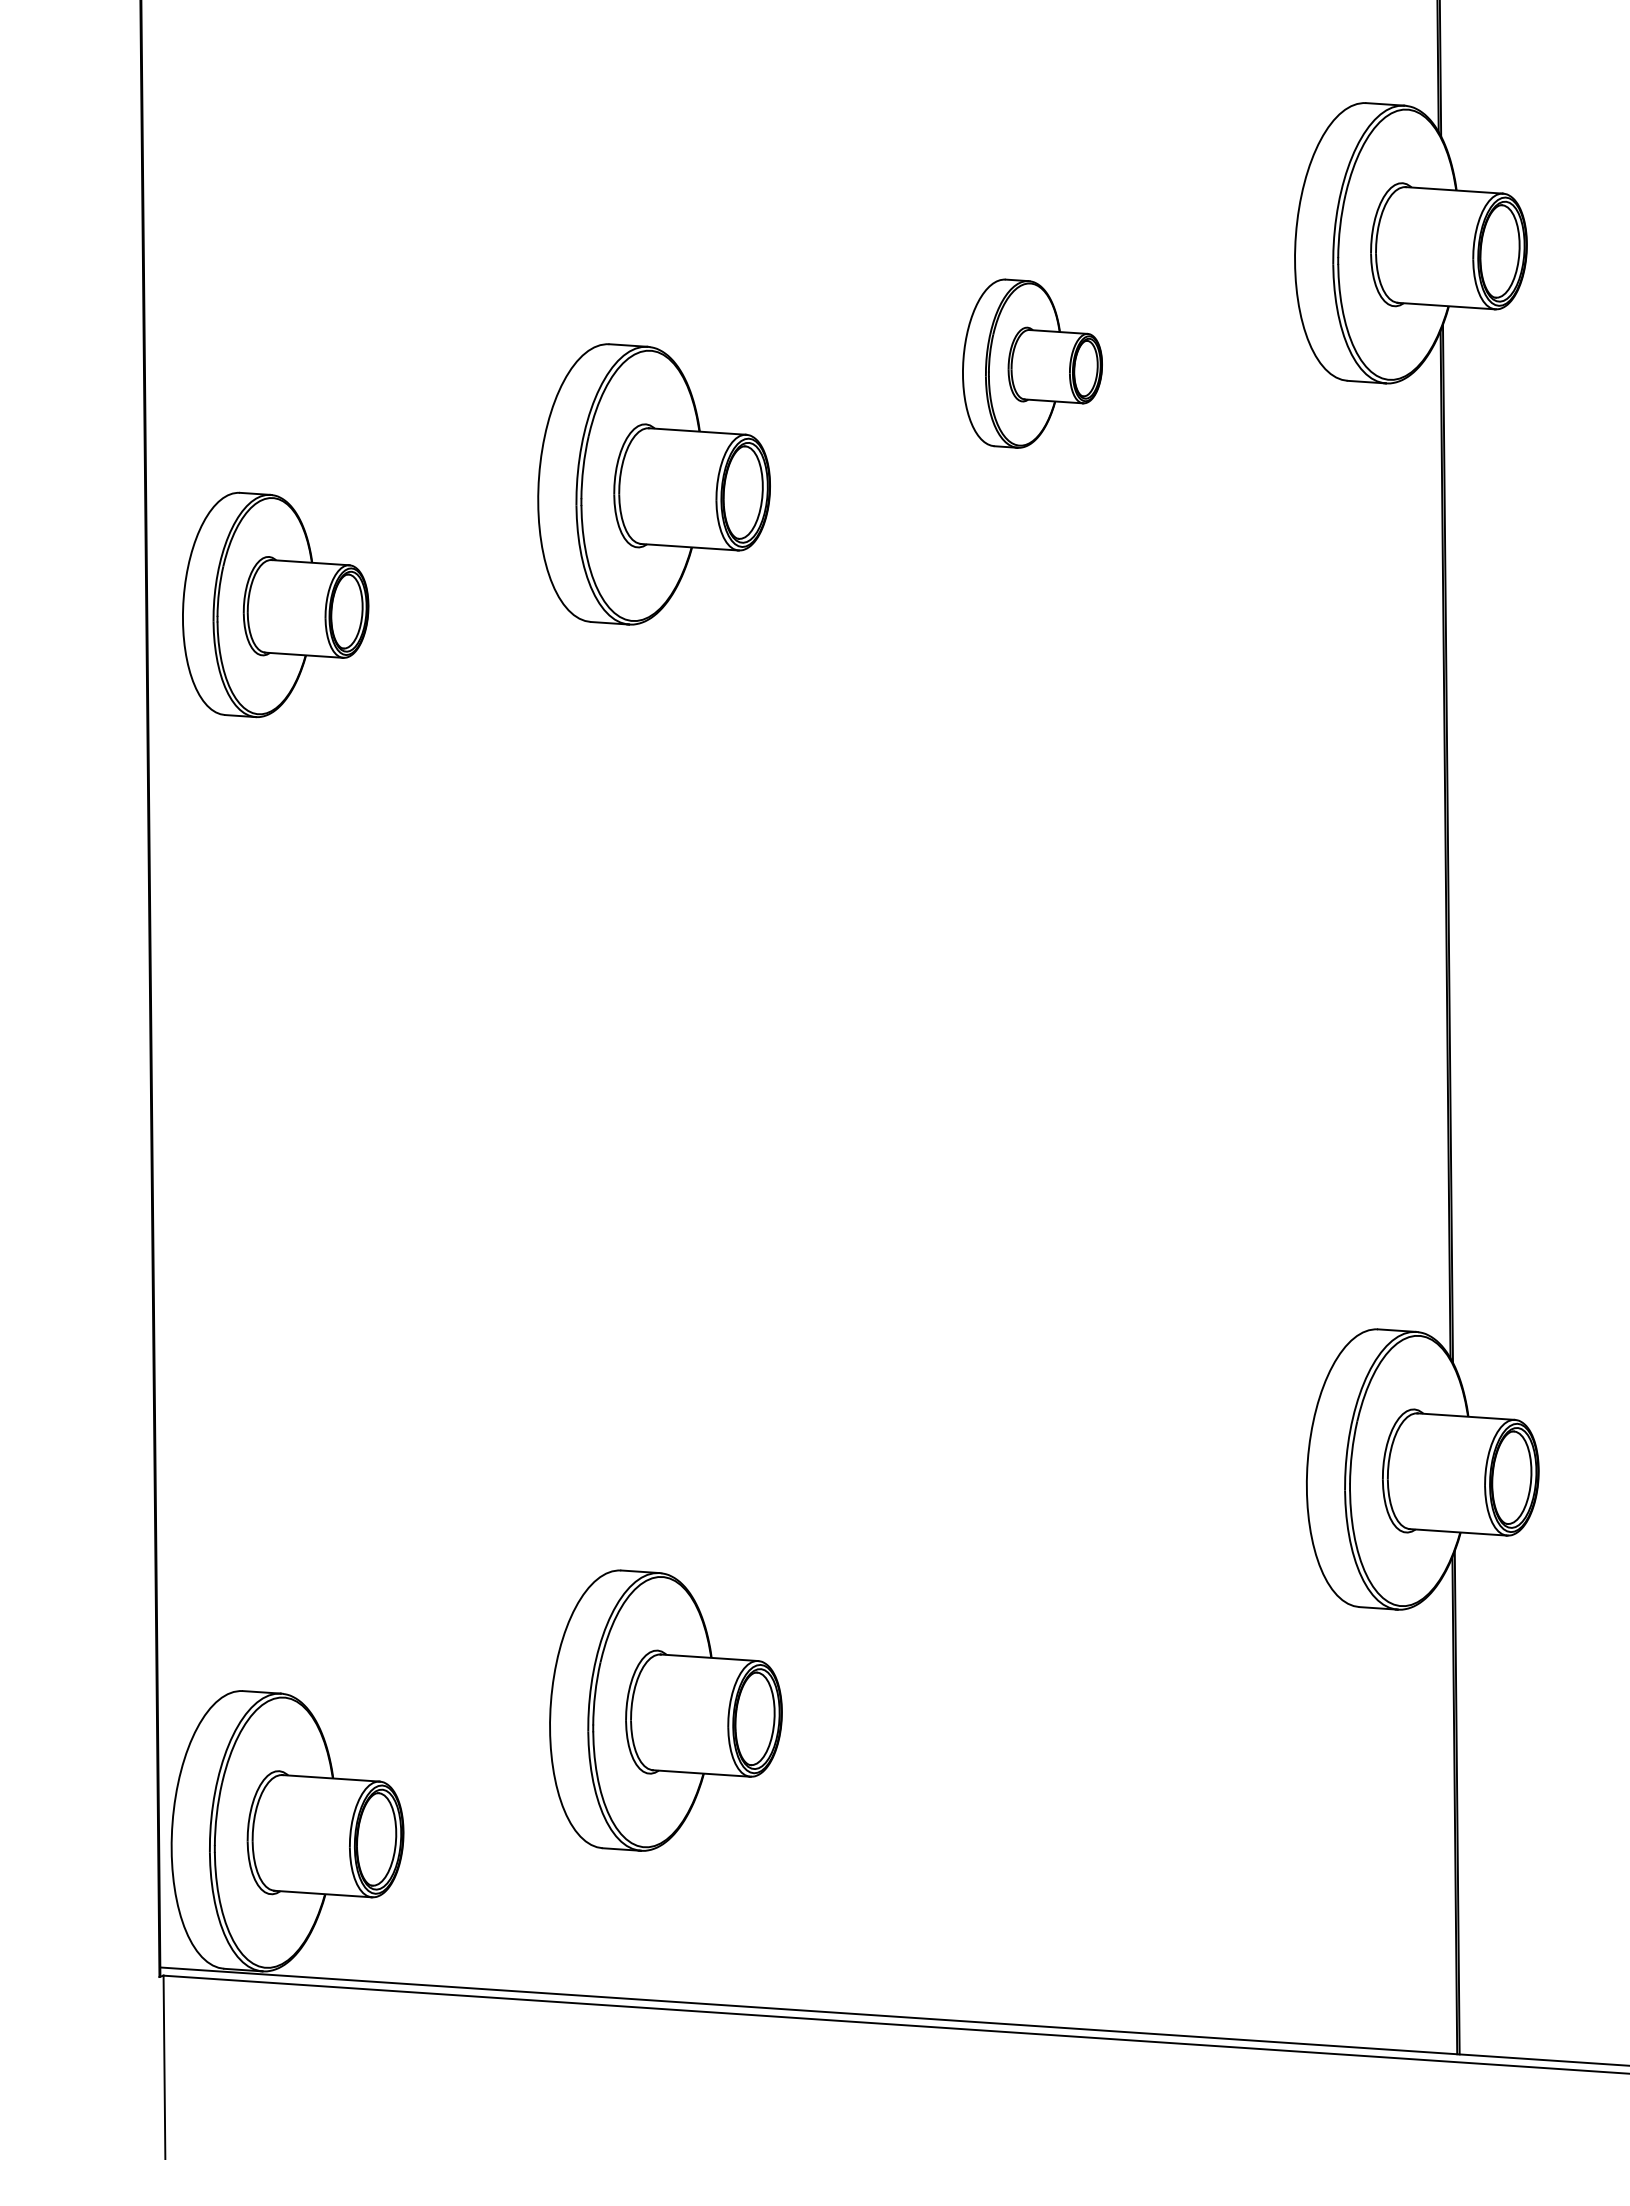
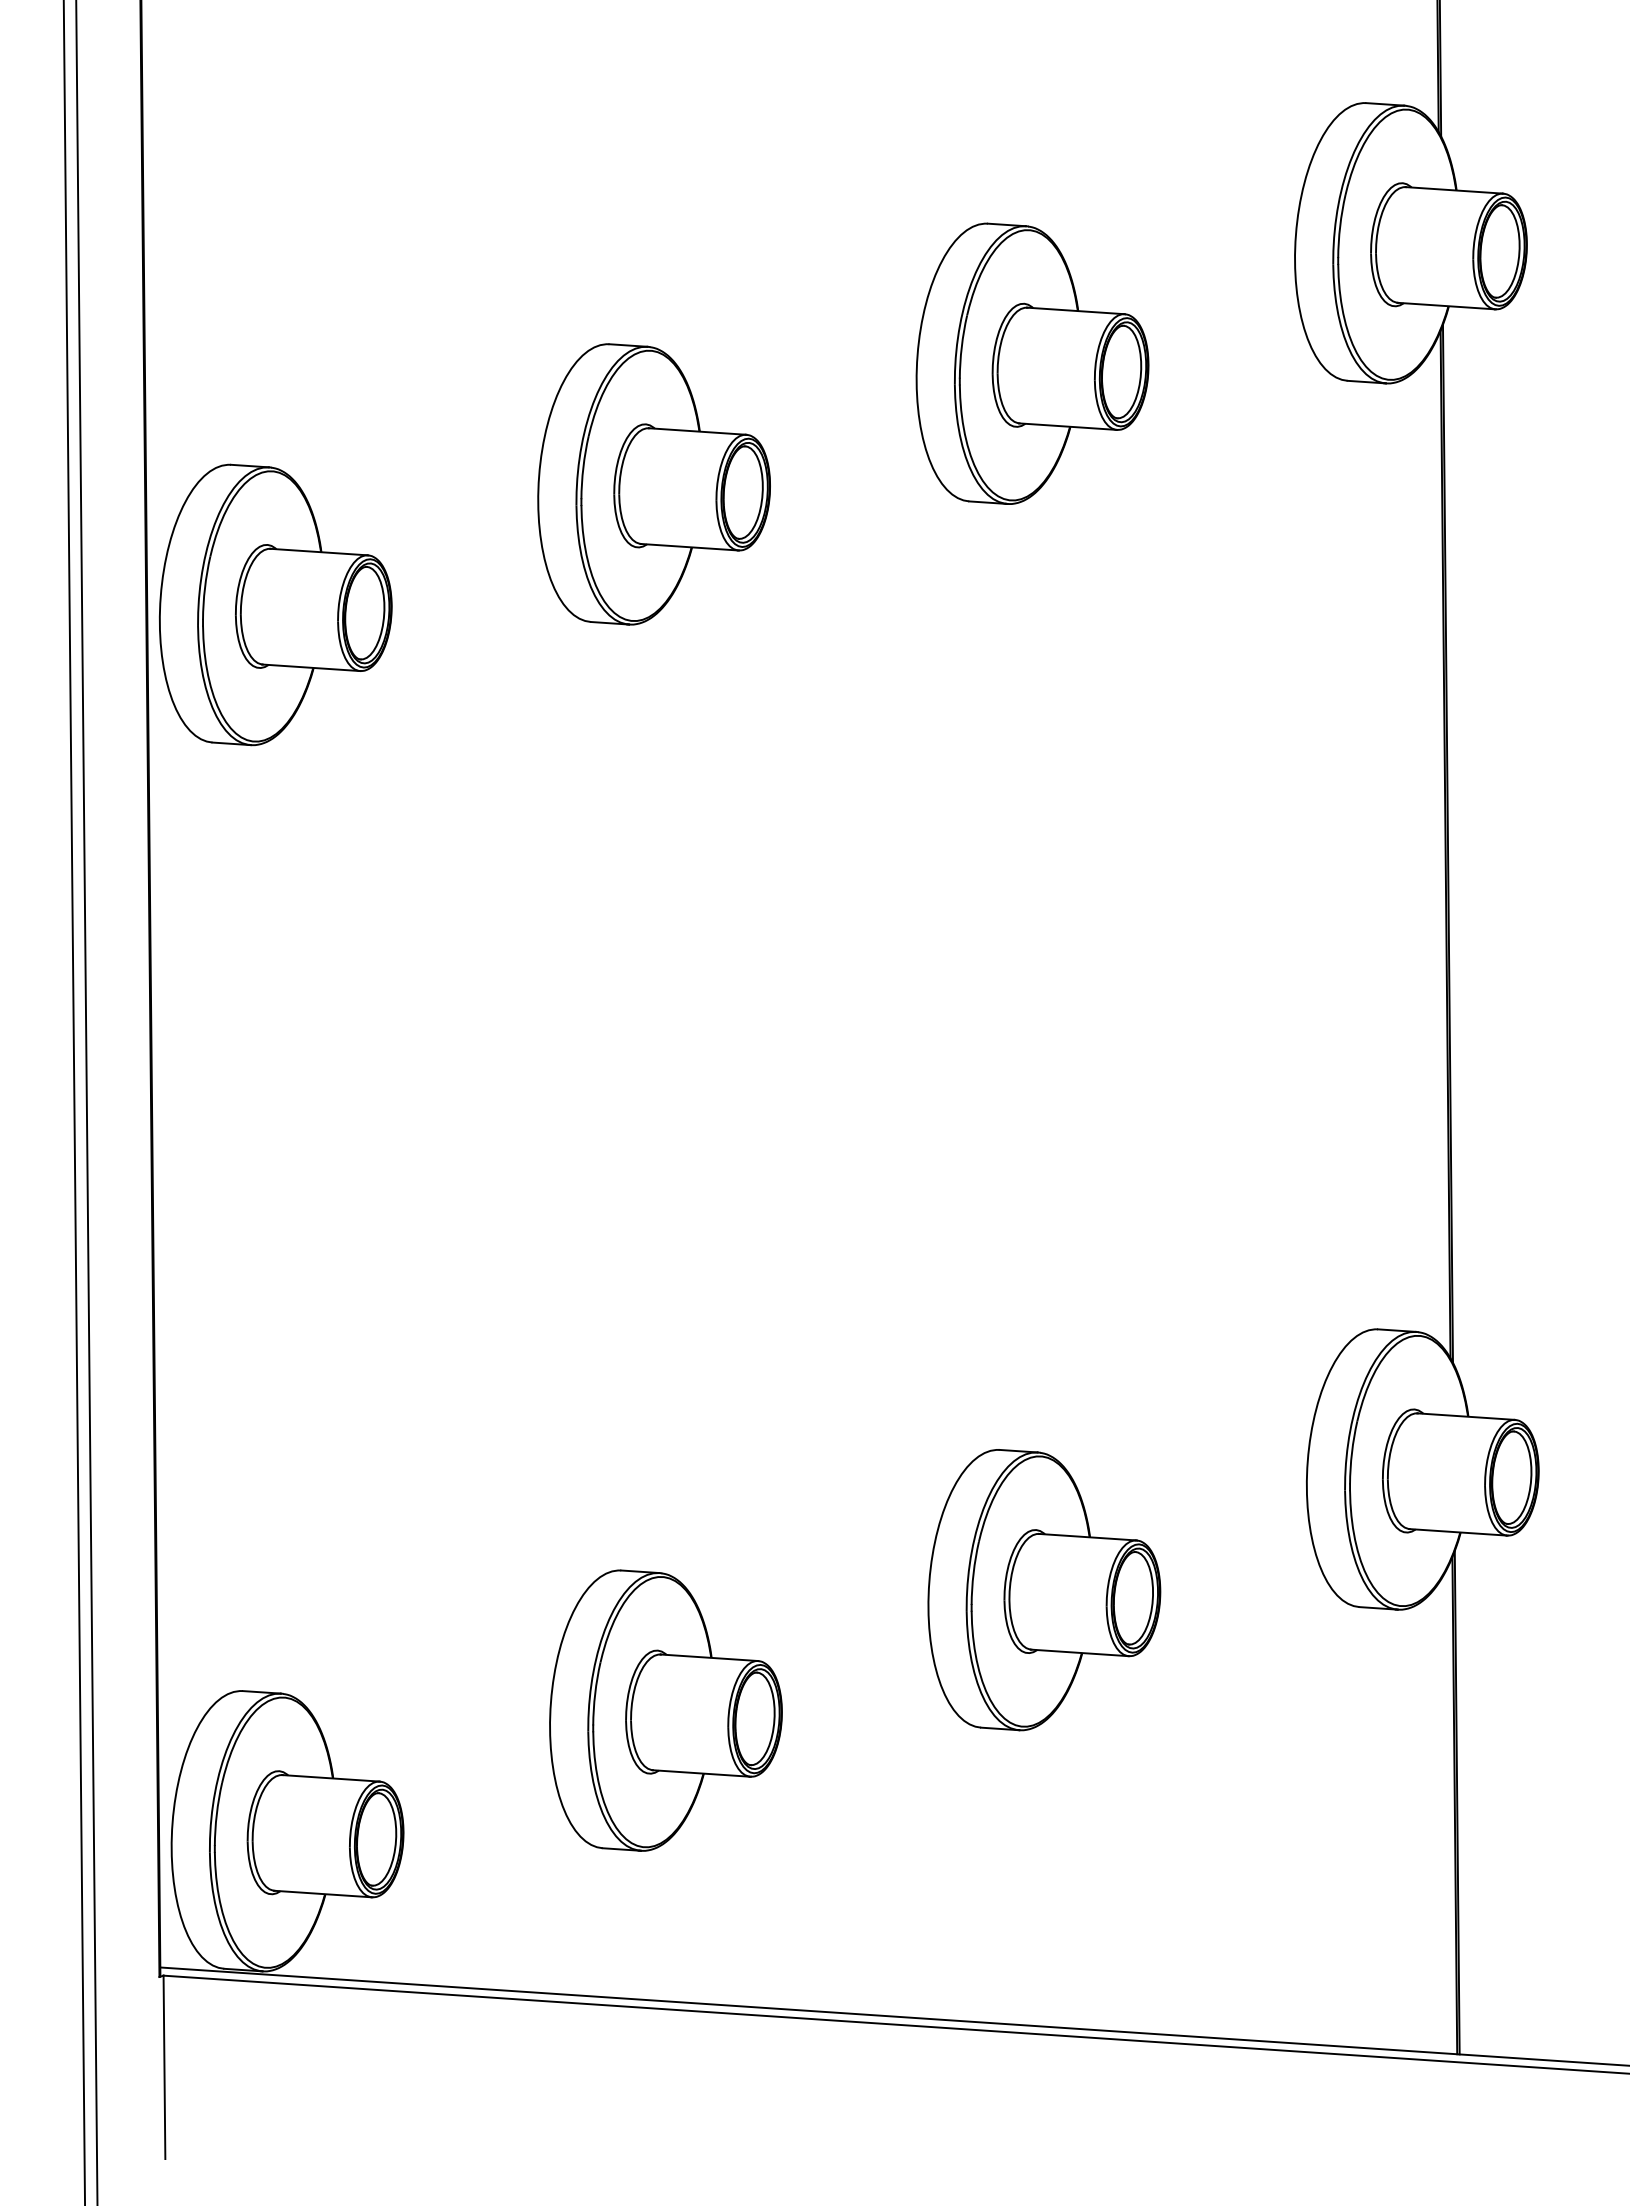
part size: 141x171 px -> 235x283 px (1032, 363)
part size: 188x228 px -> 235x284 px (275, 604)
line: none -> present (74, 1102)
line: none -> present (86, 1102)
part: none -> present (1044, 1590)
